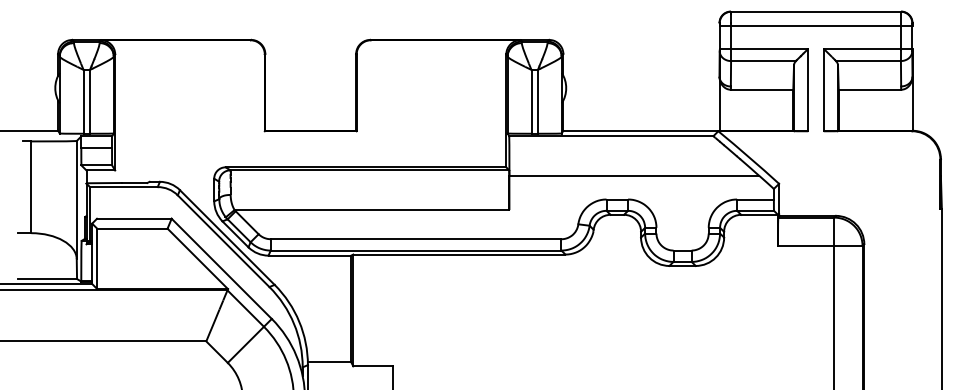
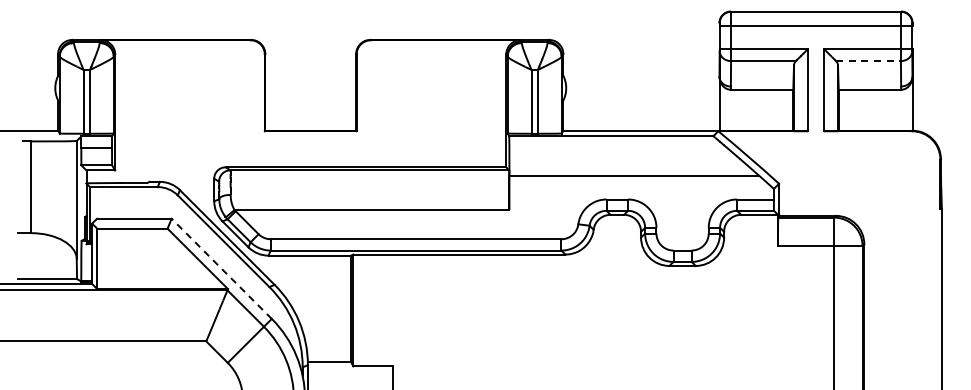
line: solid -> dashed (868, 61)
line: solid -> dashed (221, 268)
